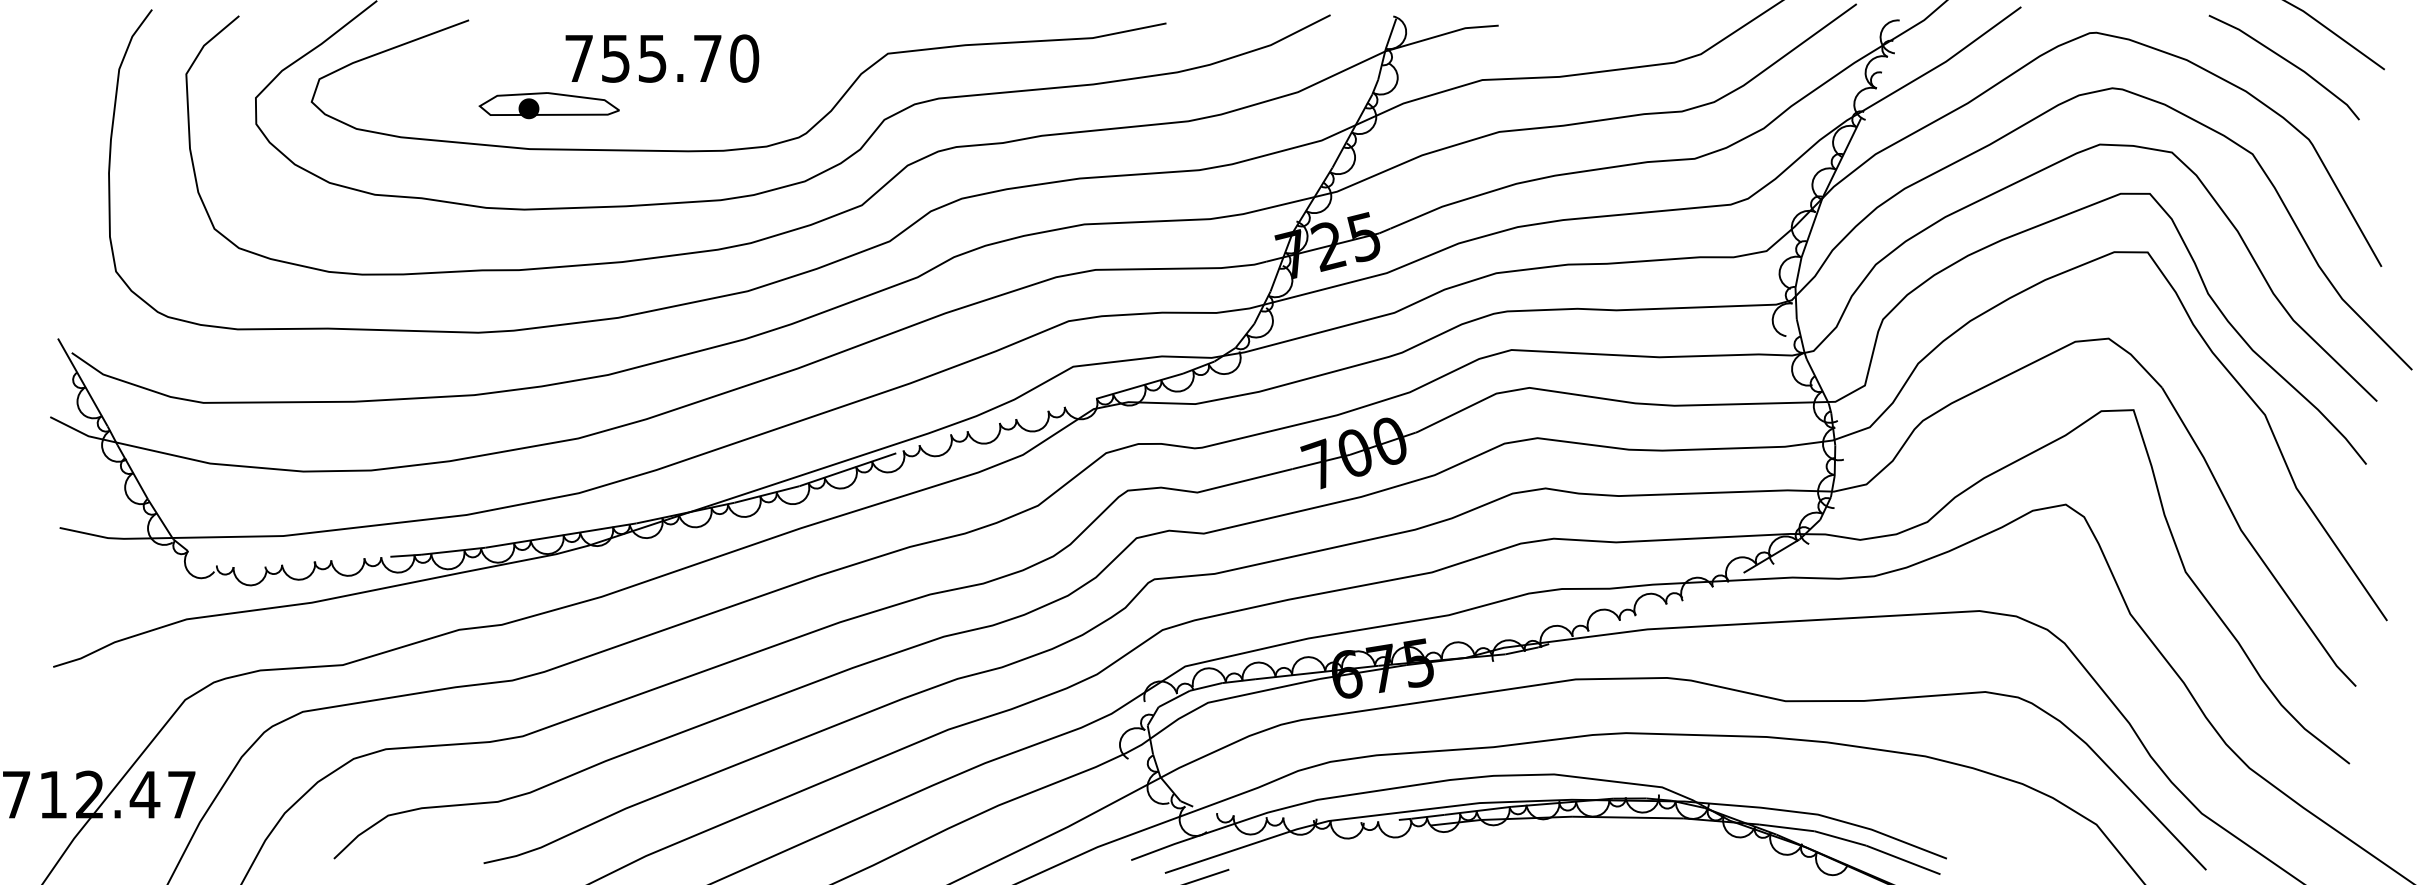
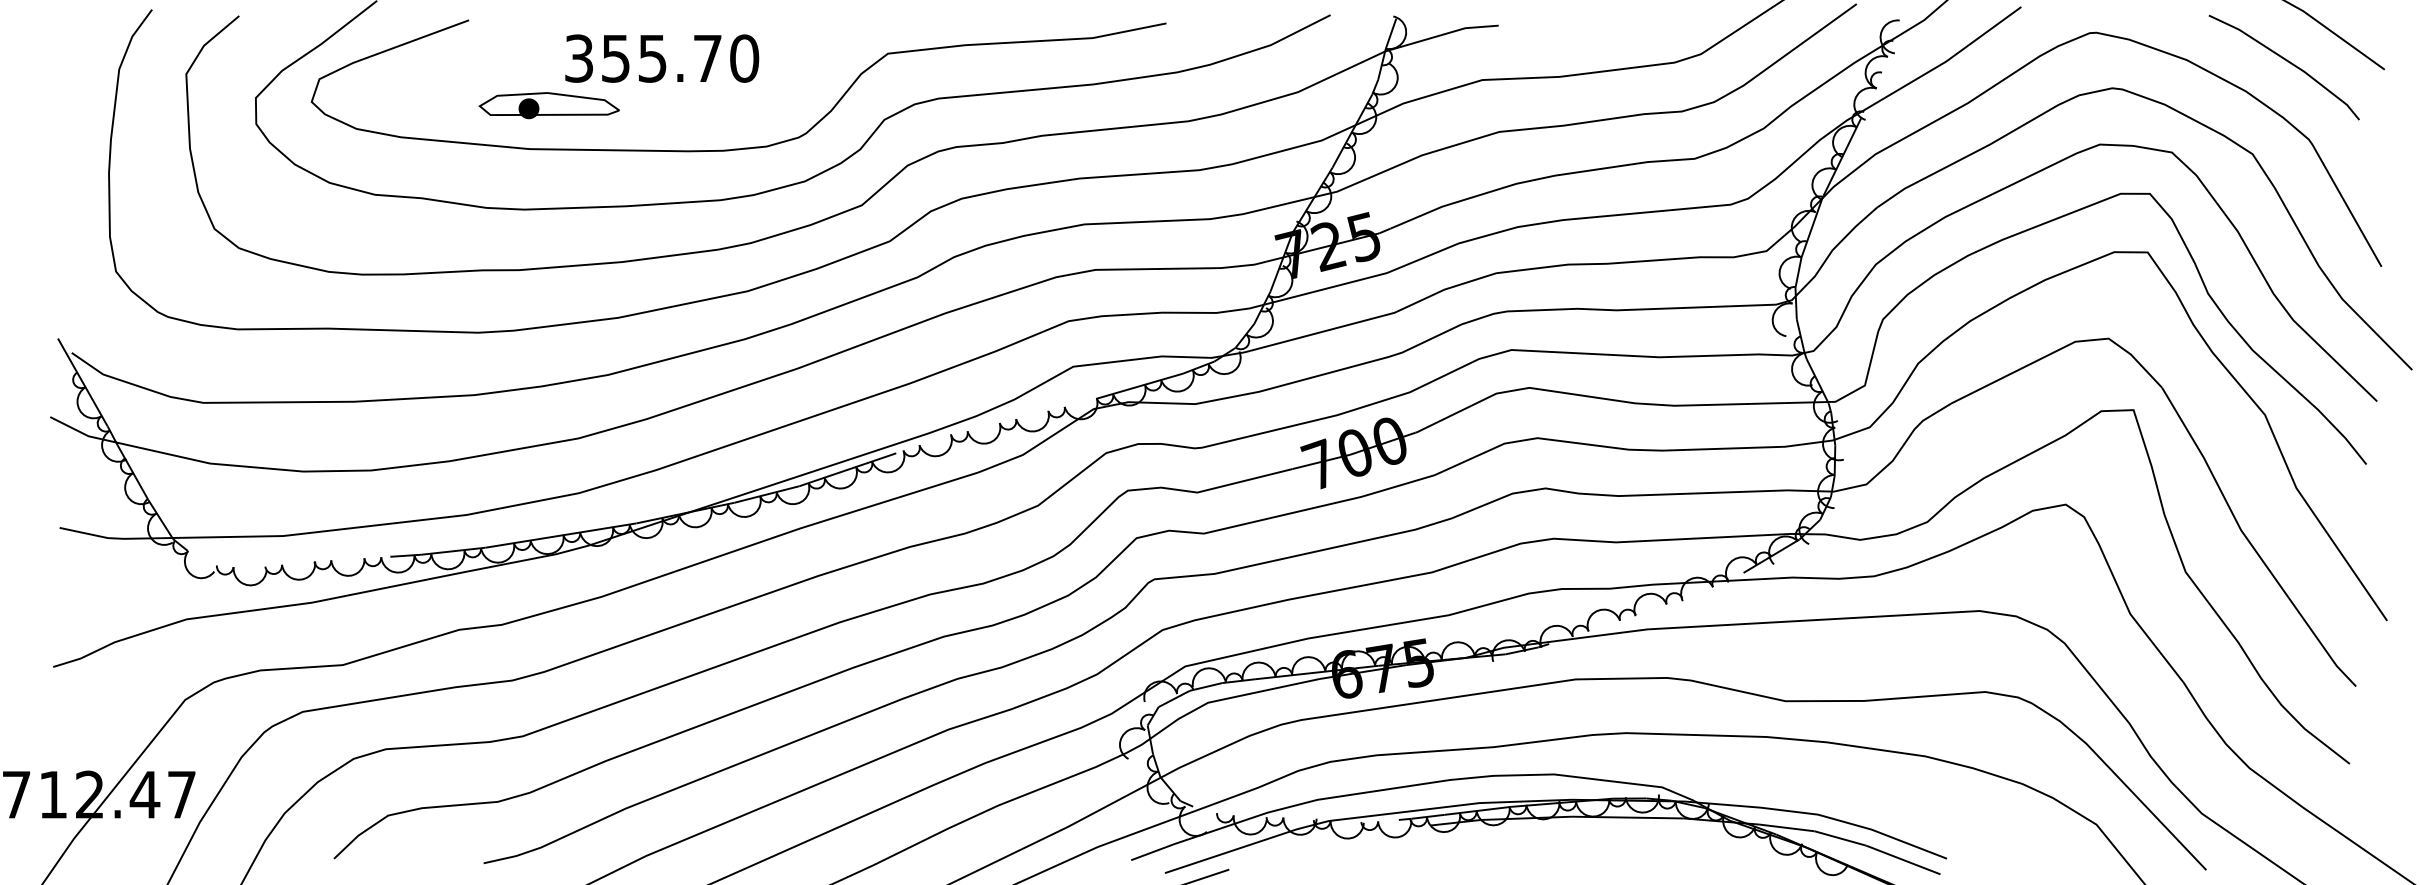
text: 755.70 -> 355.70 (578, 58)
